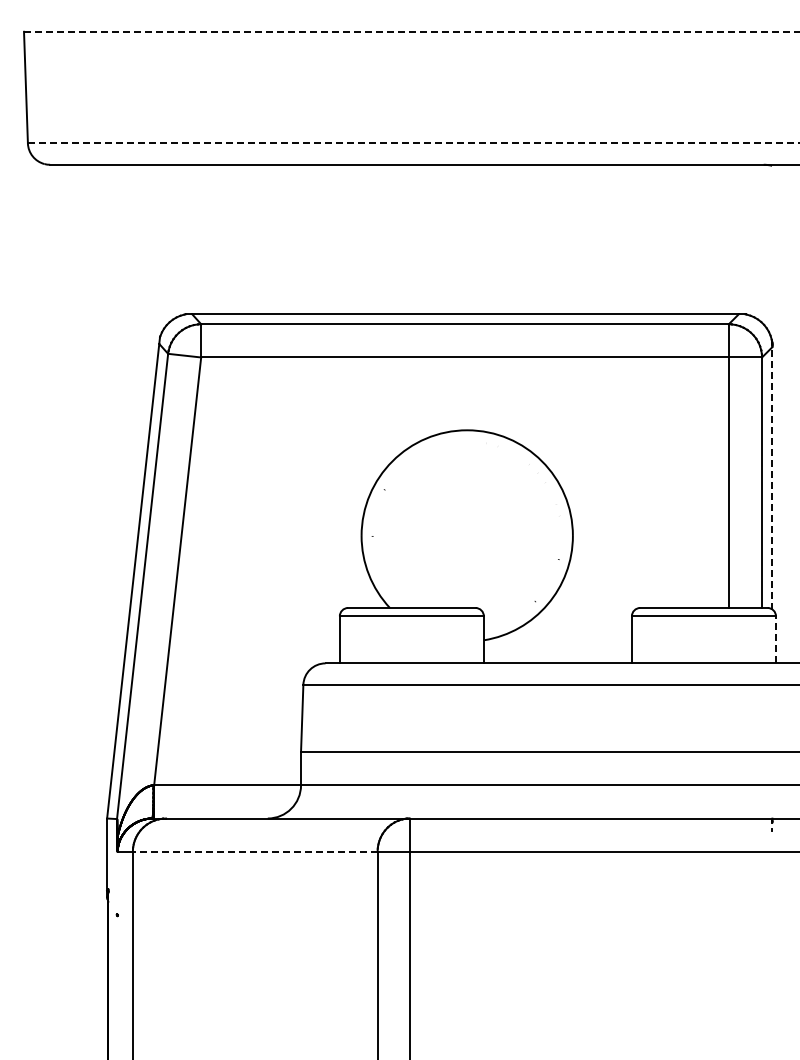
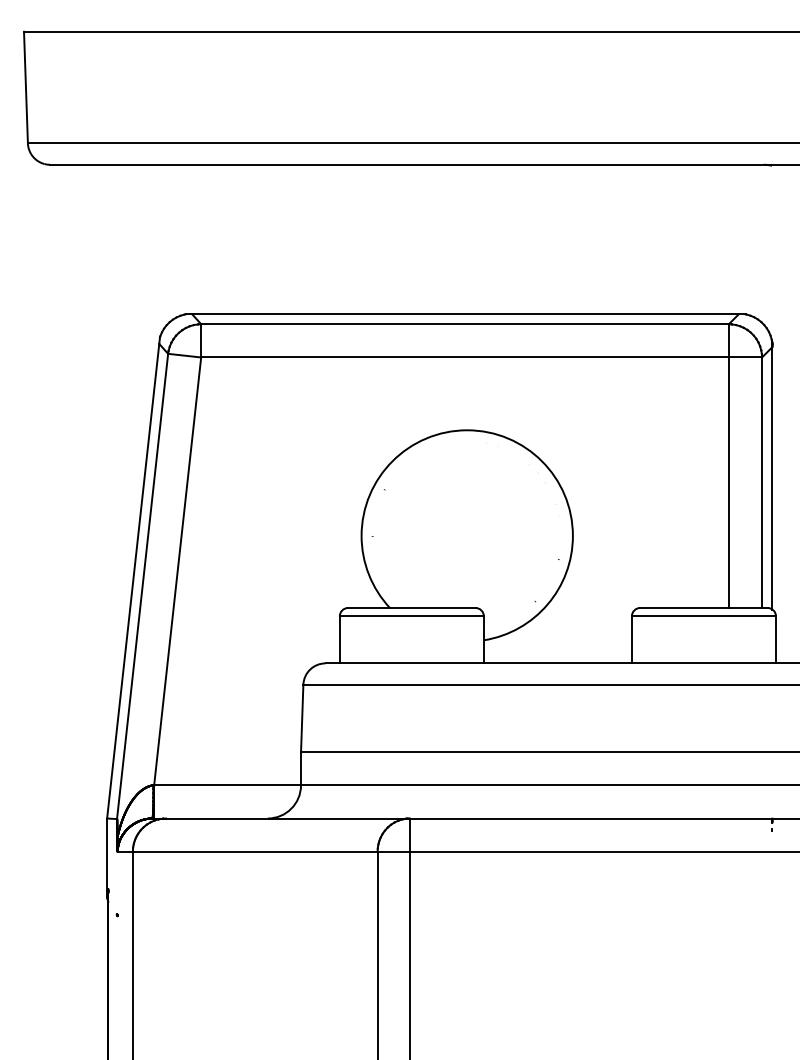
line: dashed -> solid (411, 31)
line: dashed -> solid (413, 143)
line: dashed -> solid (772, 477)
line: dashed -> solid (775, 639)
line: dashed -> solid (254, 851)
